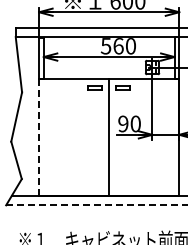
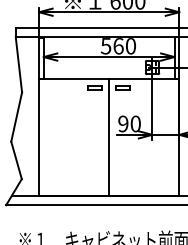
line: dashed -> solid (39, 138)
line: dashed -> solid (96, 205)
